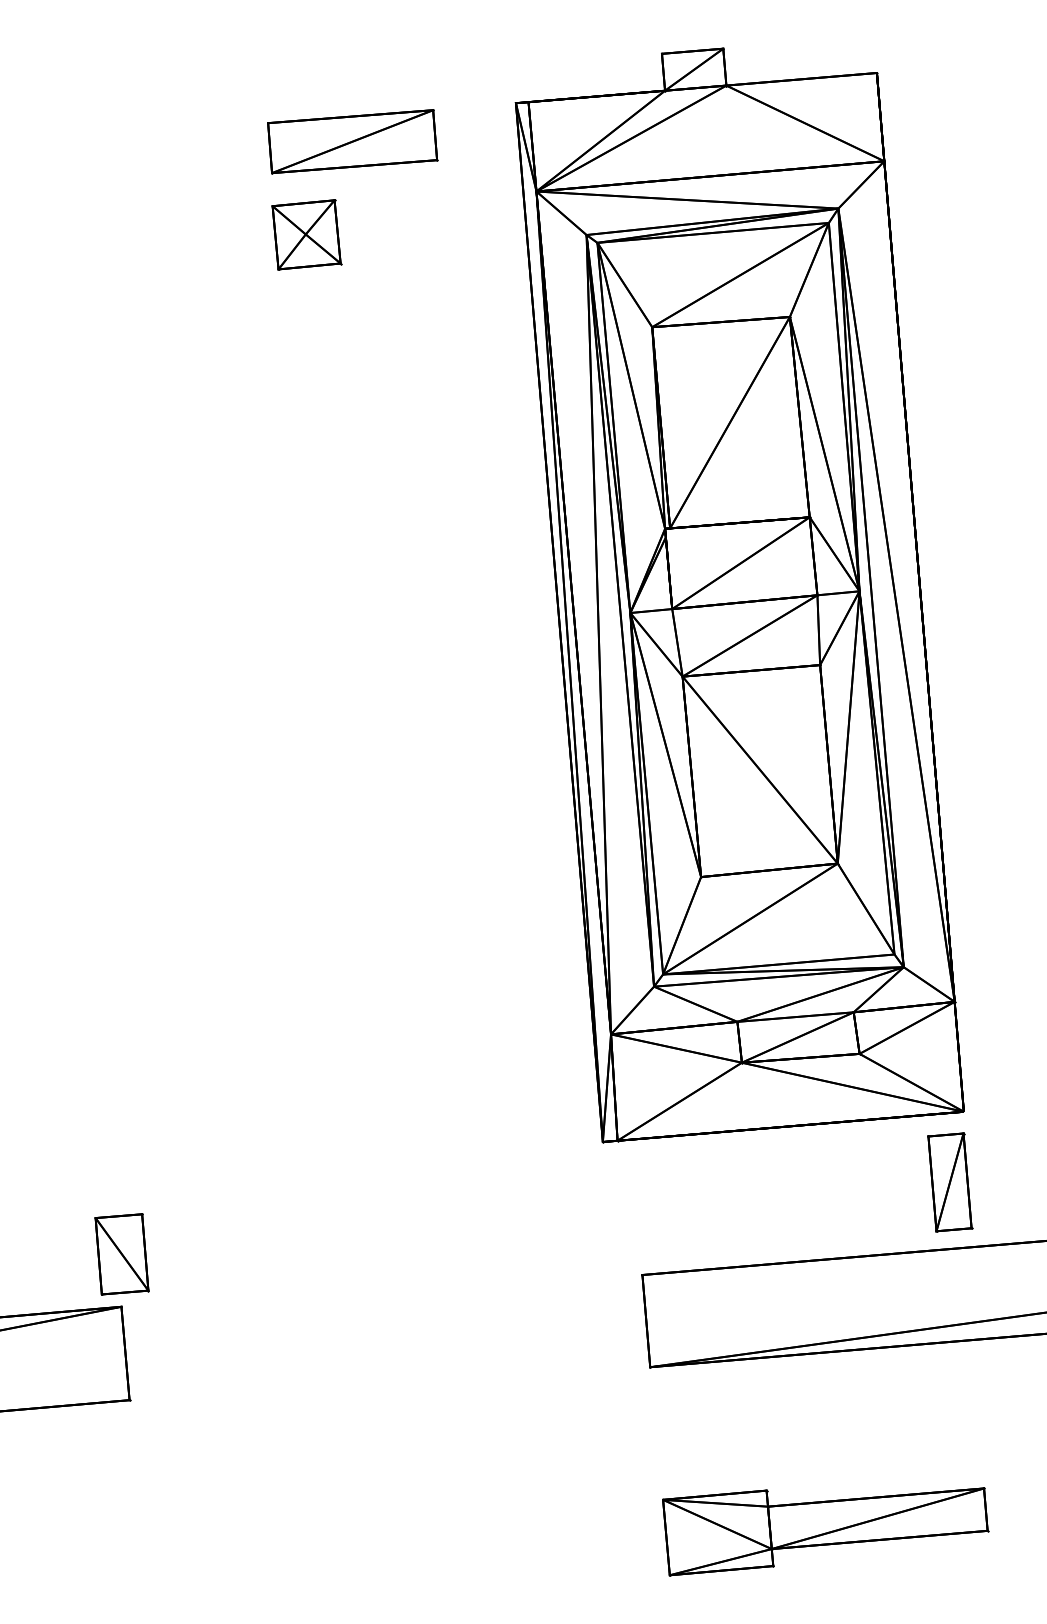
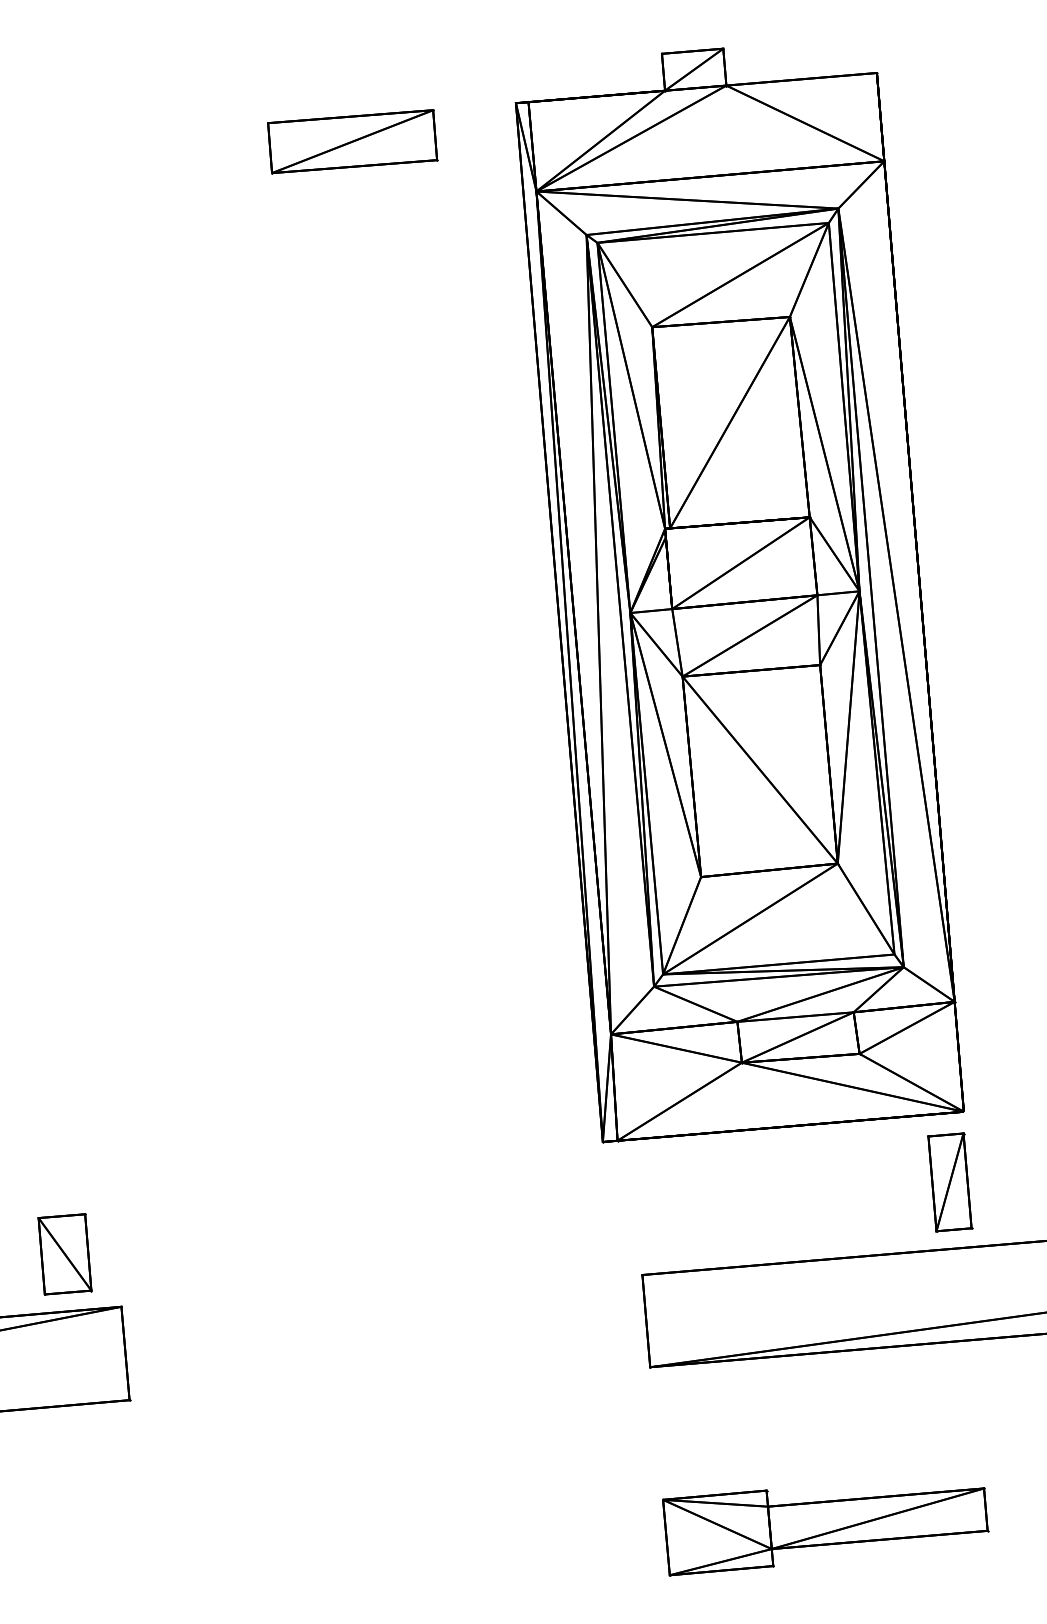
part: present -> none (306, 234)
part position: (121, 1254) -> (64, 1254) (64, 1254)
